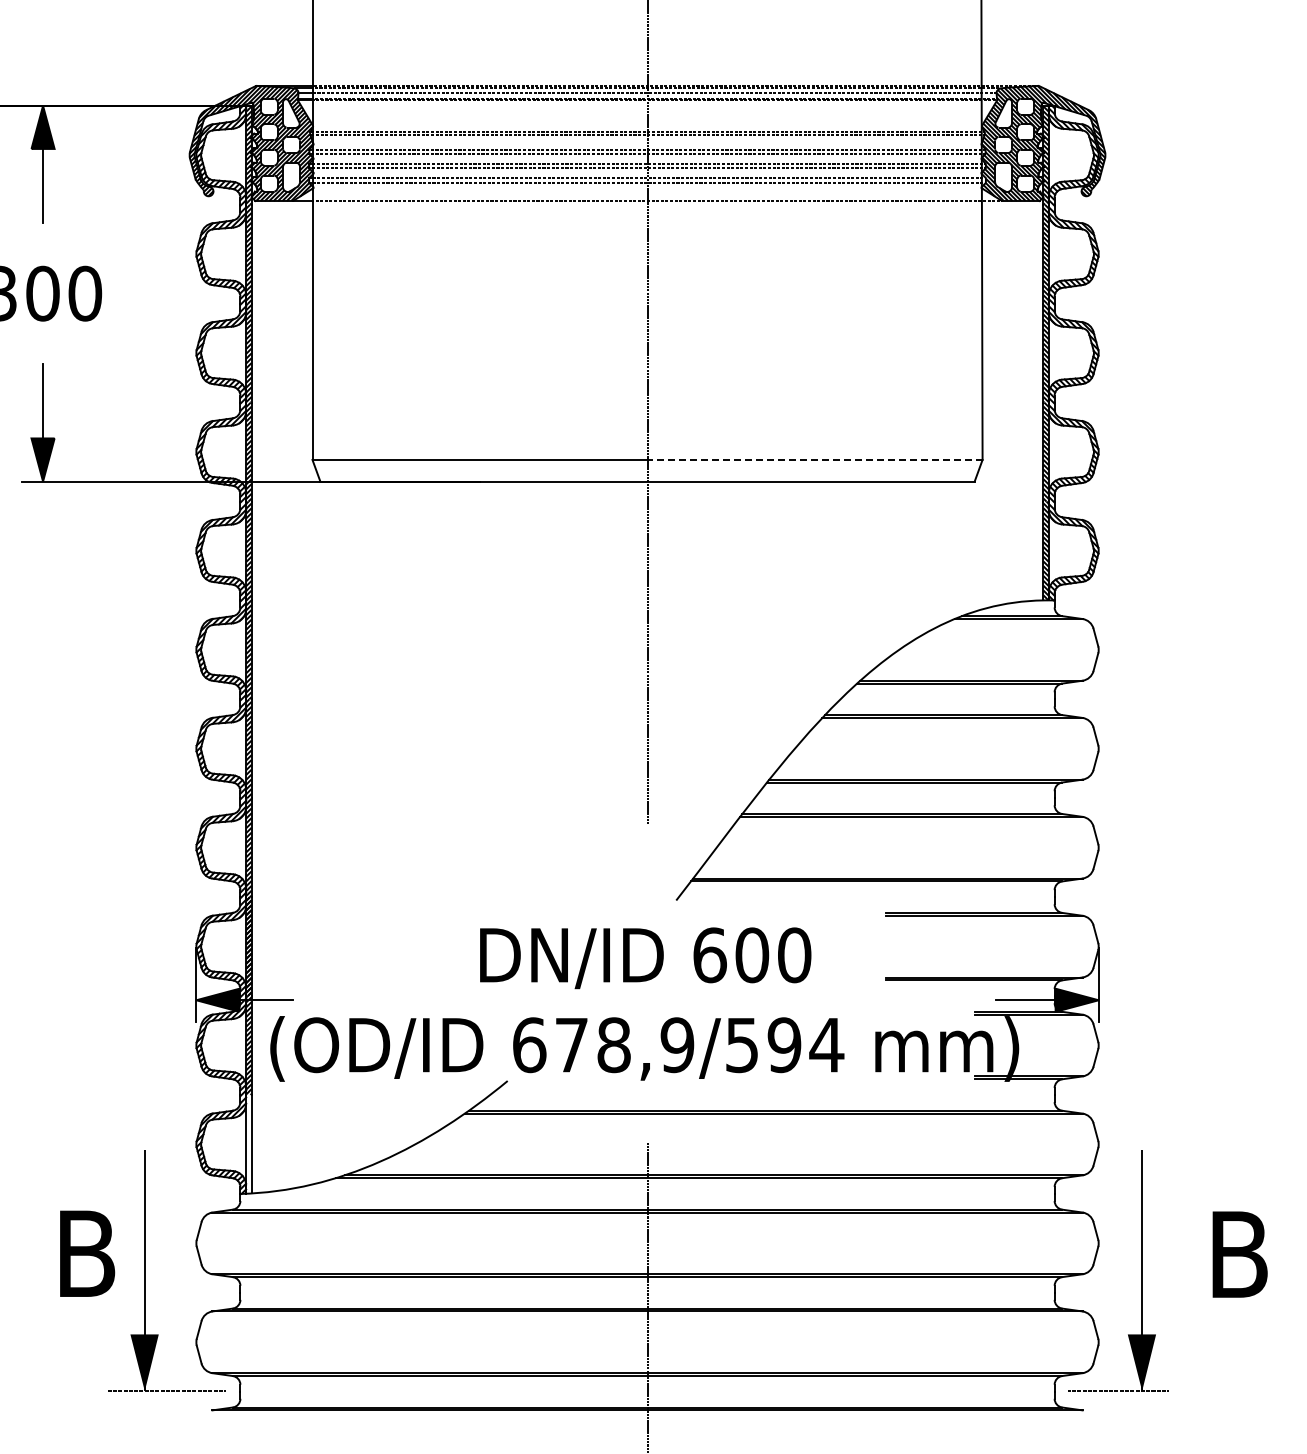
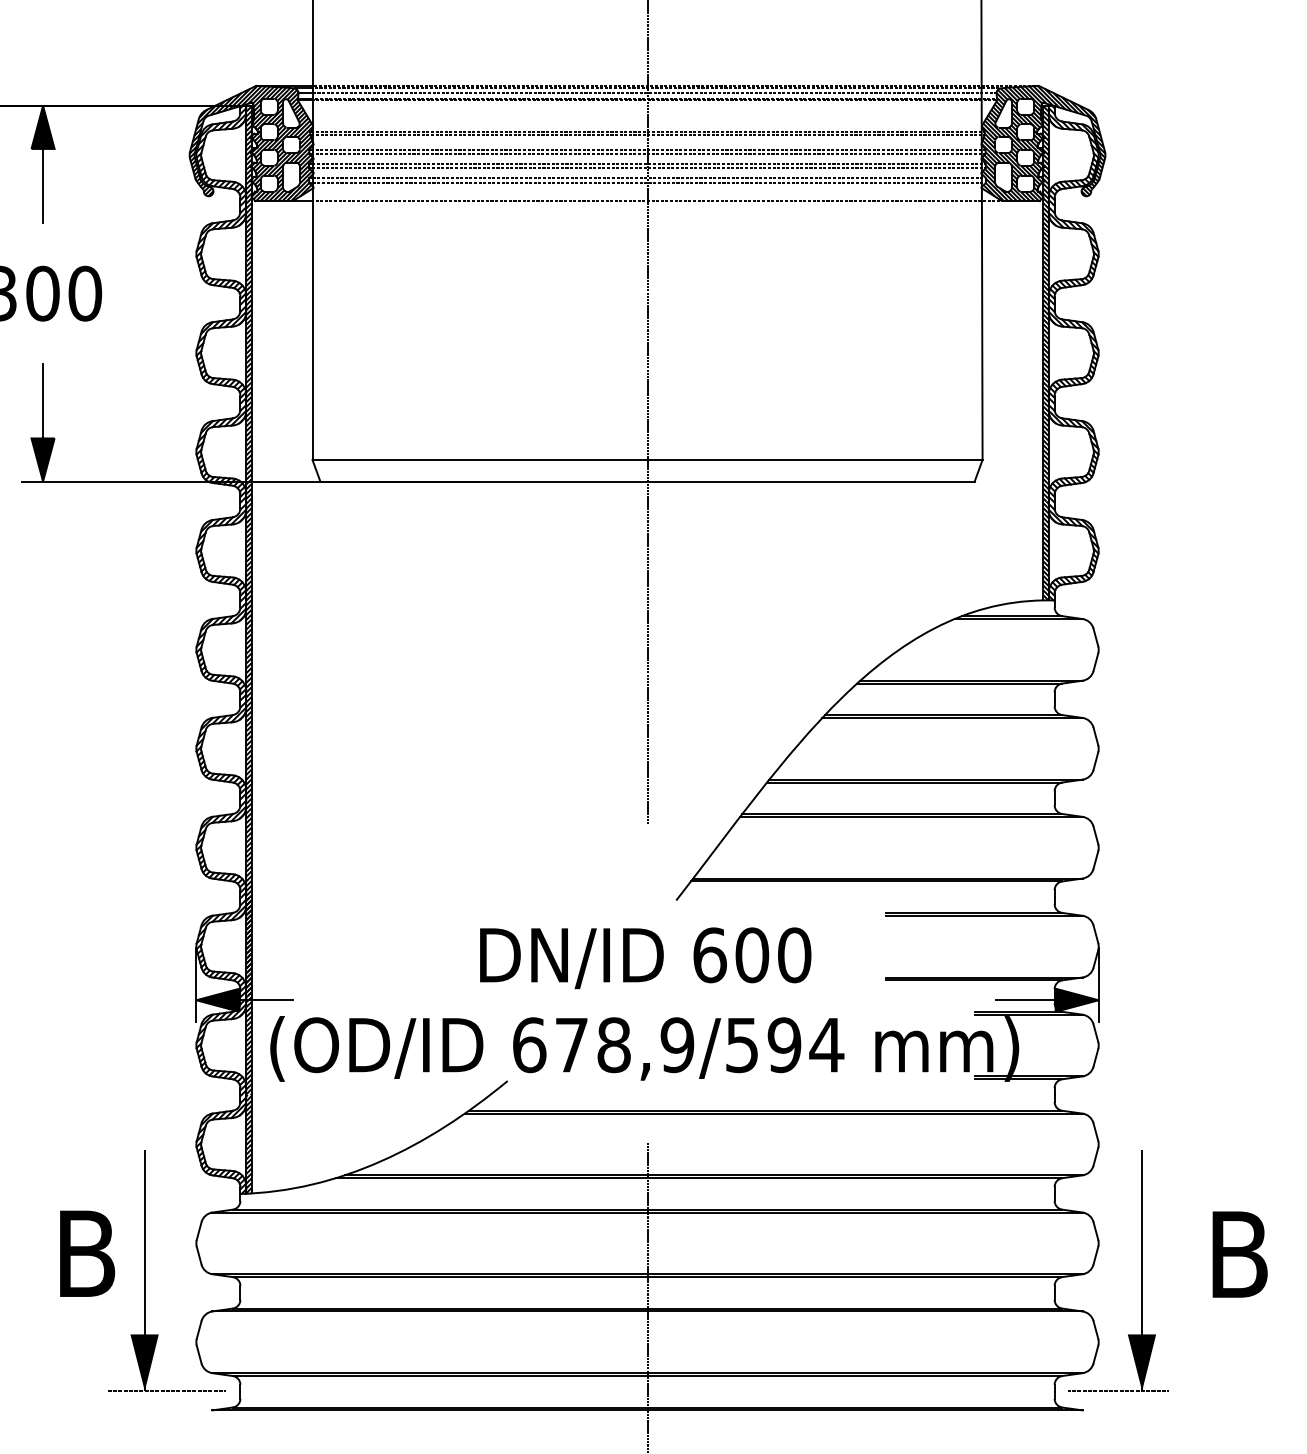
line: dashed -> solid (815, 459)
hatch: none -> present (248, 1144)
